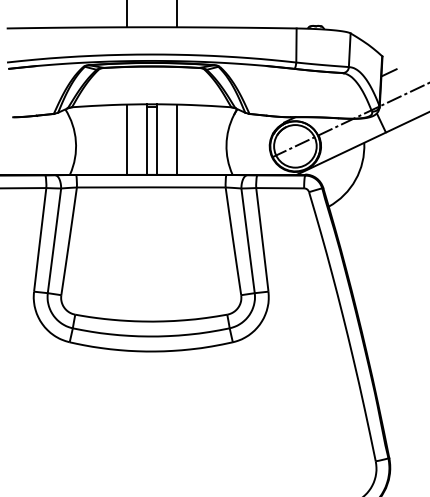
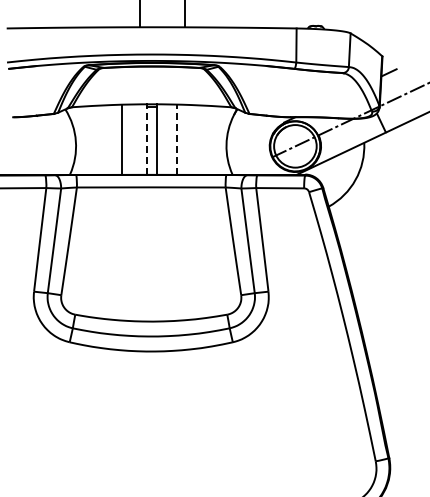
line position: (126, 14) -> (139, 14) (139, 14)
line position: (176, 14) -> (184, 14) (184, 14)
line position: (126, 139) -> (121, 139) (121, 139)
line: solid -> dashed (176, 139)
line: solid -> dashed (146, 141)
